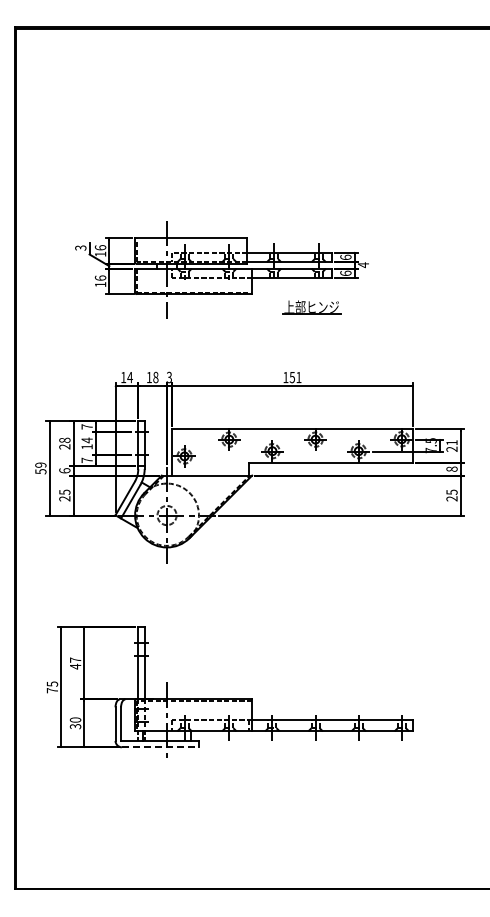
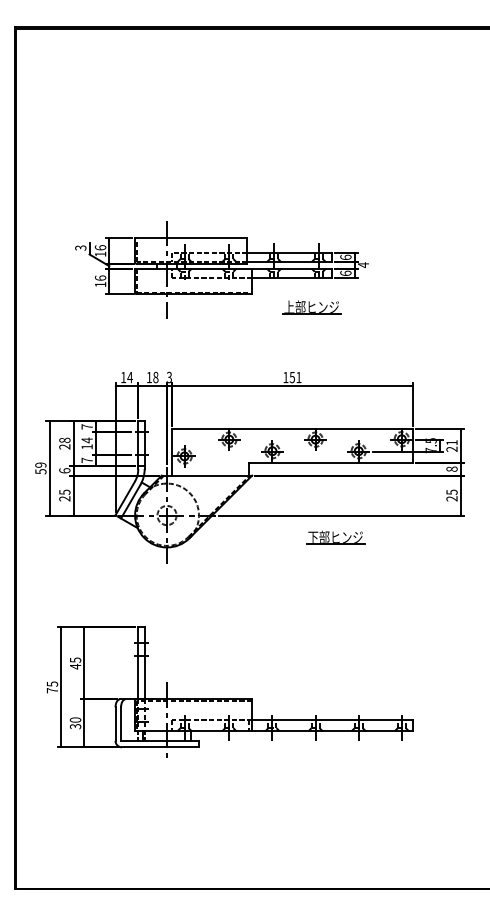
part: none -> present (335, 537)
text: 47 -> 45 (75, 659)
line: dashed -> solid (160, 747)
